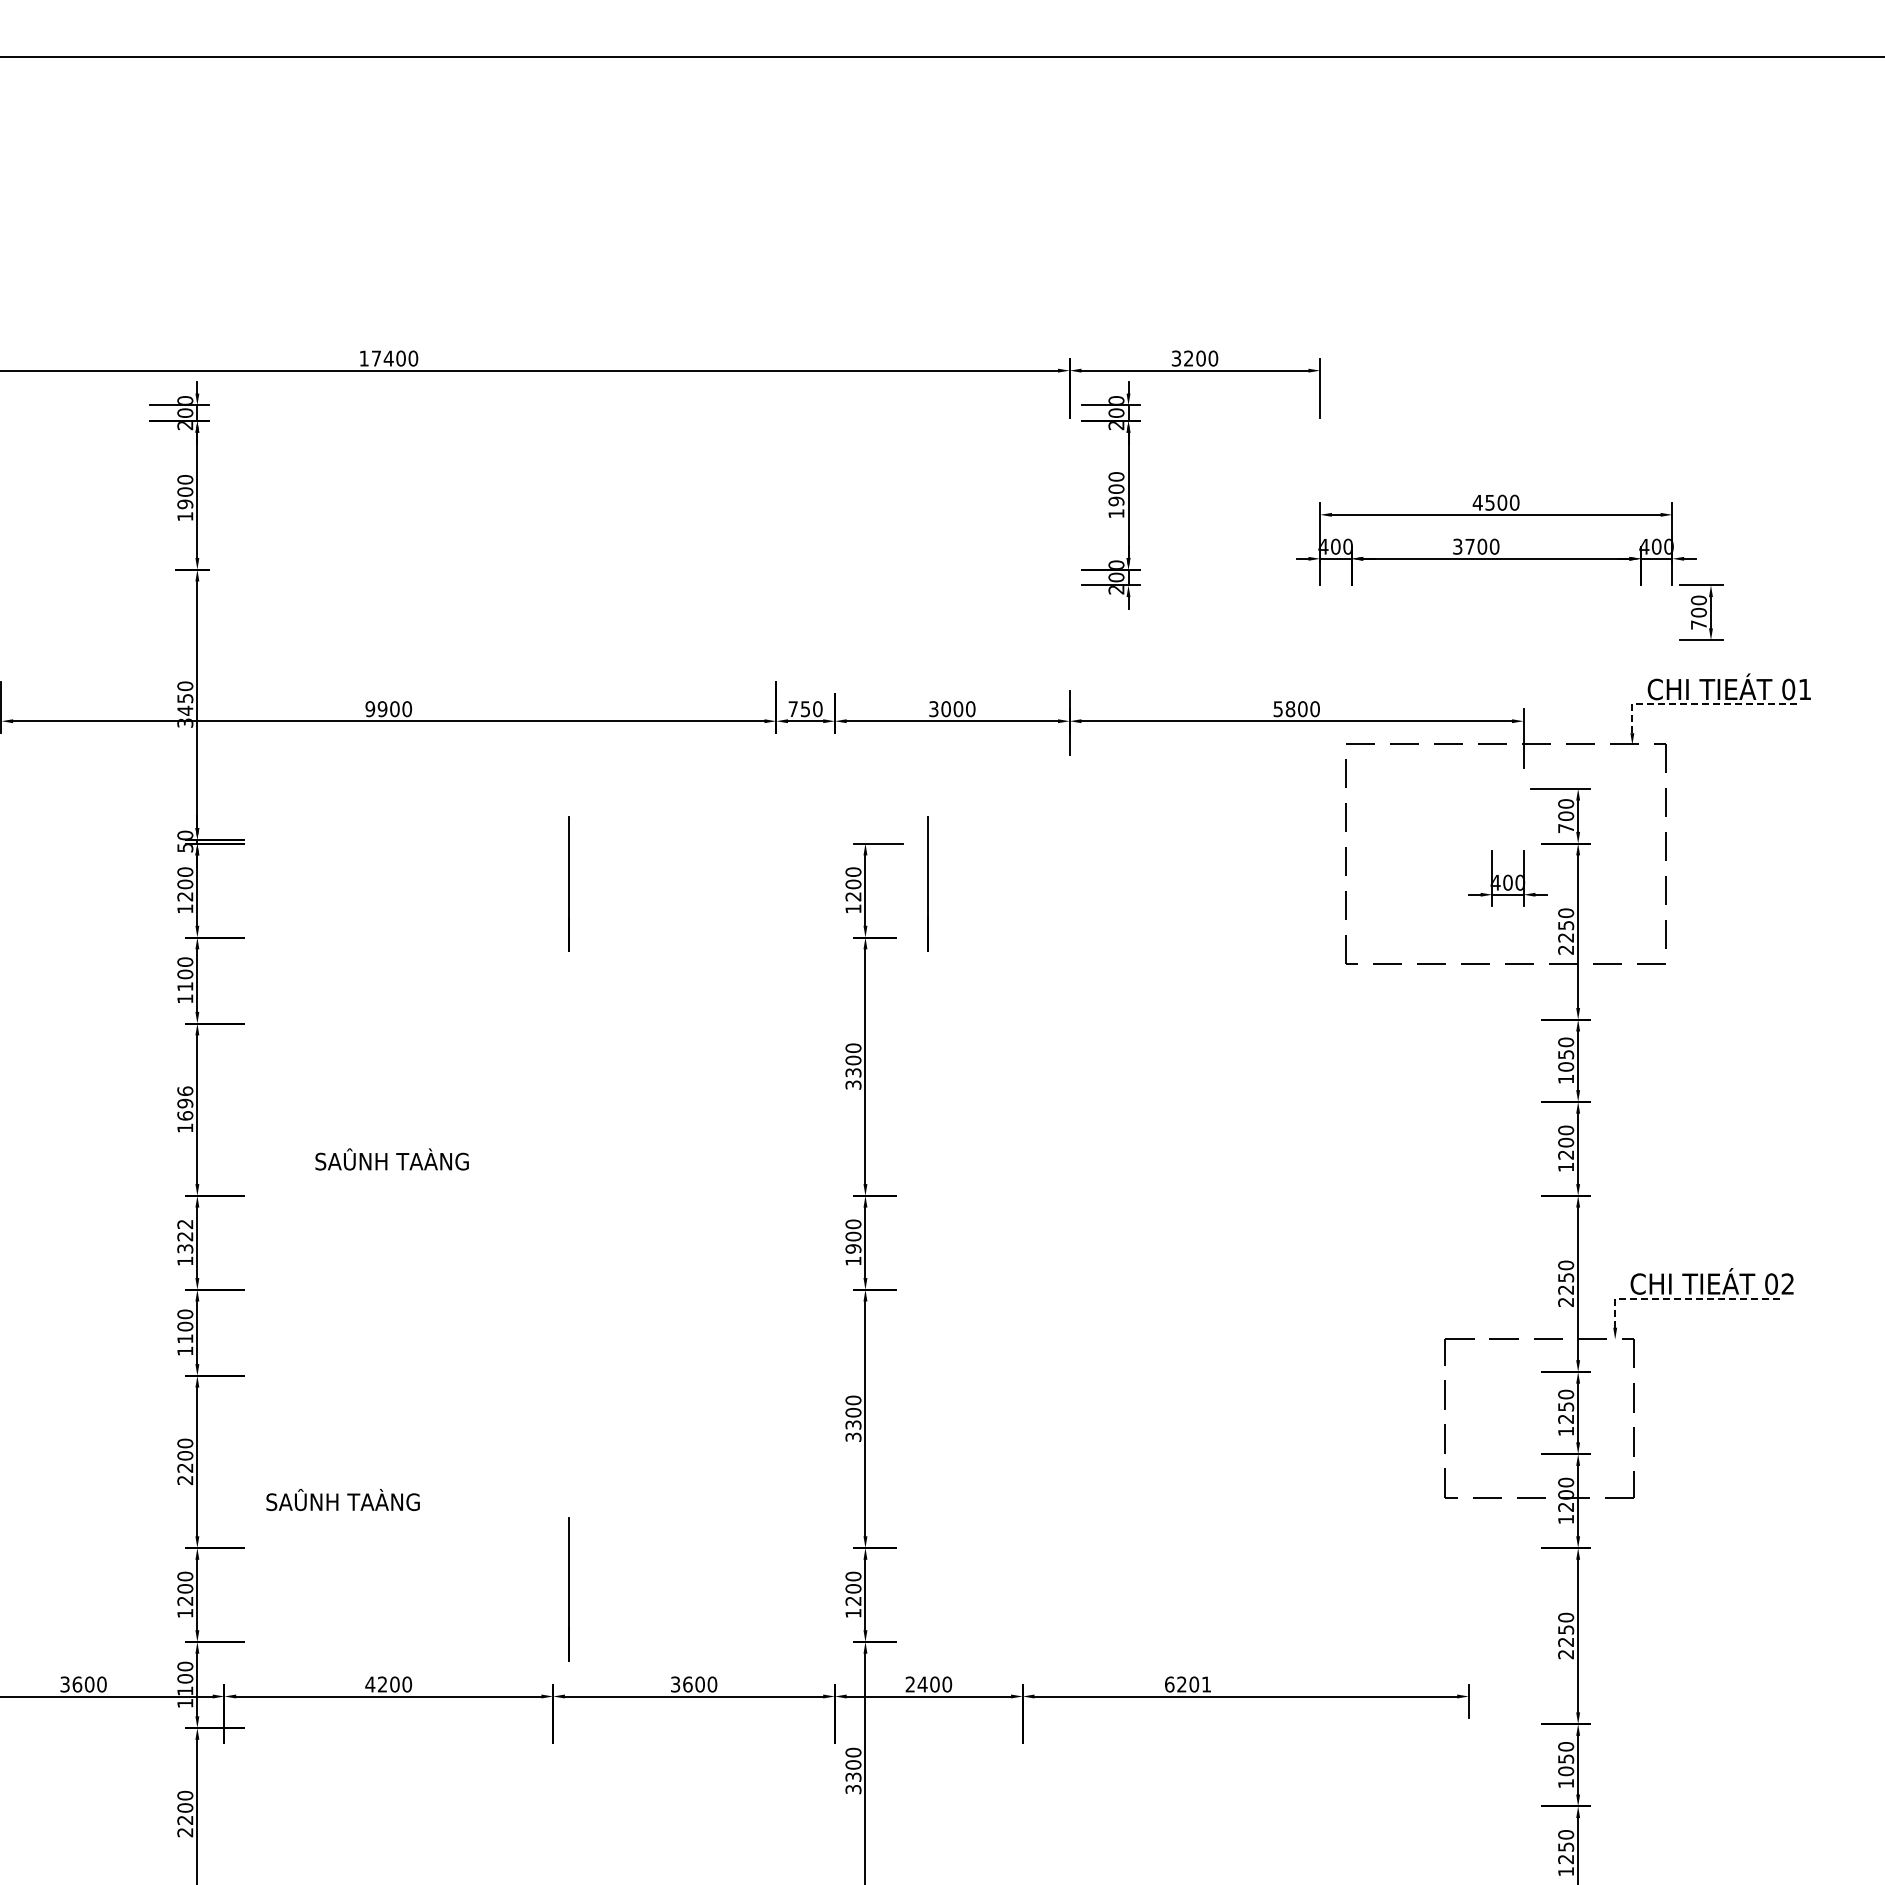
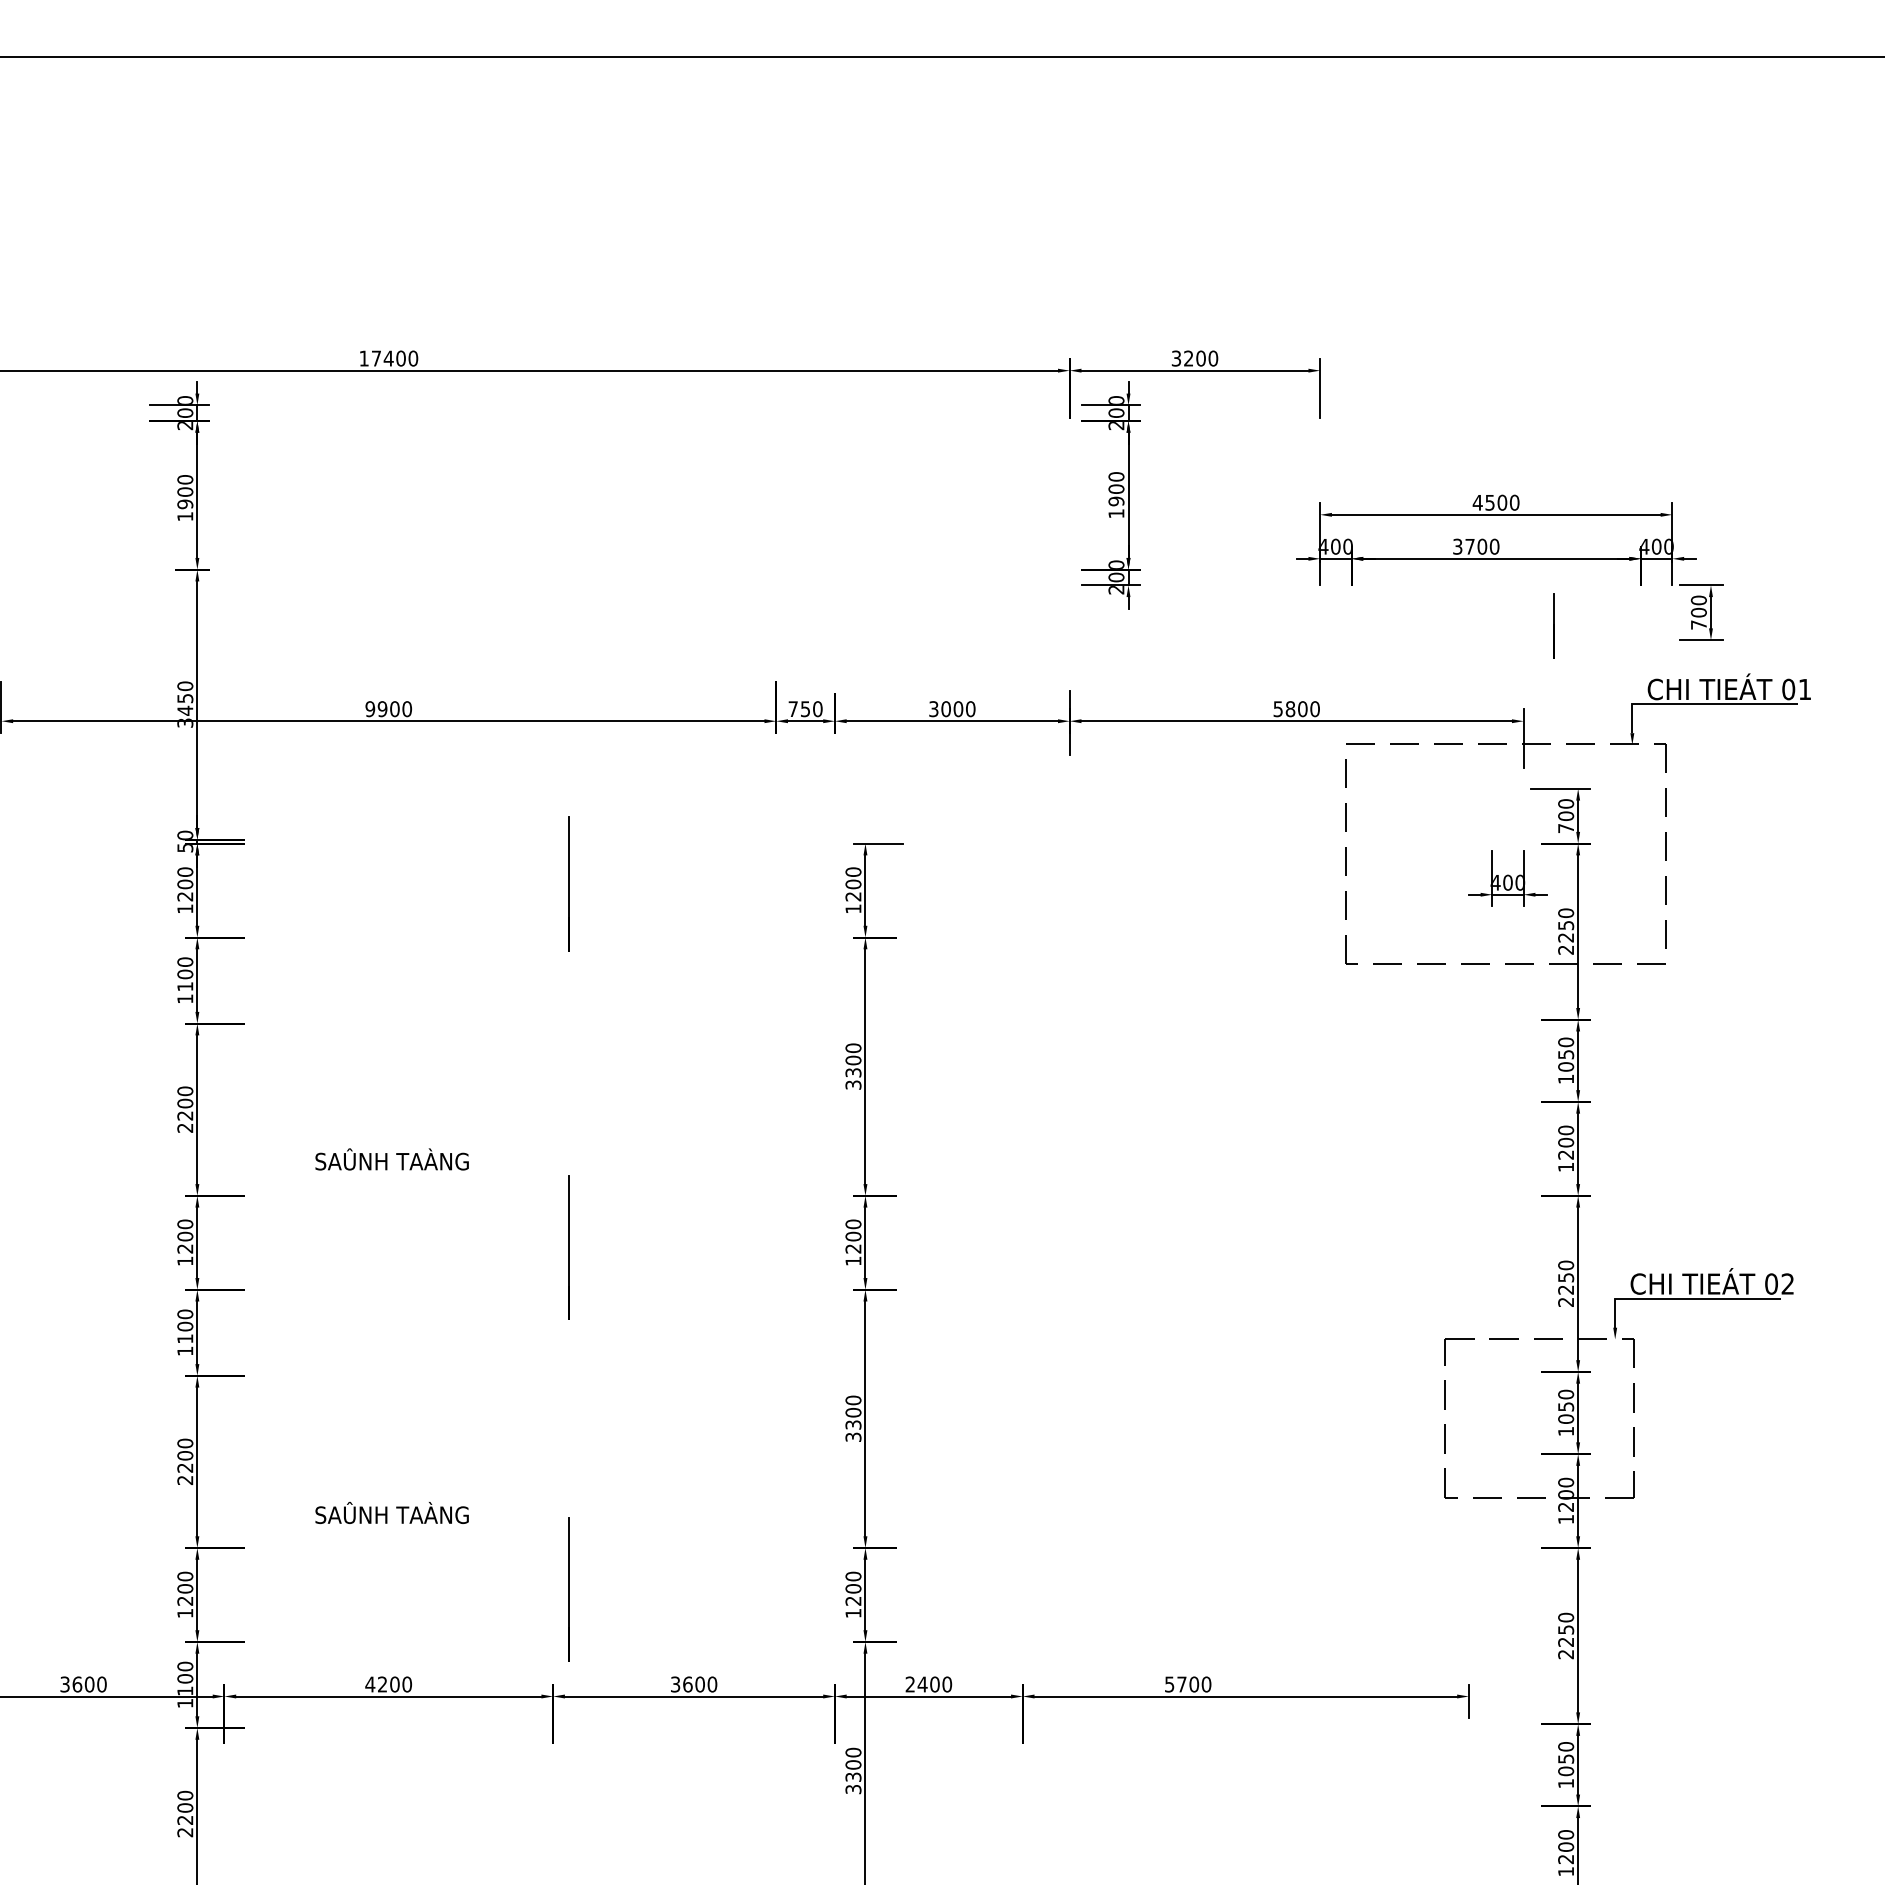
line: none -> present (1553, 625)
line: dashed -> solid (1700, 704)
line: present -> none (927, 883)
text: 1696 -> 2200 (185, 1109)
text: 1322 -> 1200 (185, 1236)
line: none -> present (568, 1247)
text: 1900 -> 1200 (853, 1248)
line: dashed -> solid (1683, 1298)
text: 1250 -> 1050 (1566, 1418)
text position: (342, 1499) -> (391, 1512) (391, 1512)
text: 6201 -> 5700 (1188, 1684)
text: 1250 -> 1200 (1566, 1846)
